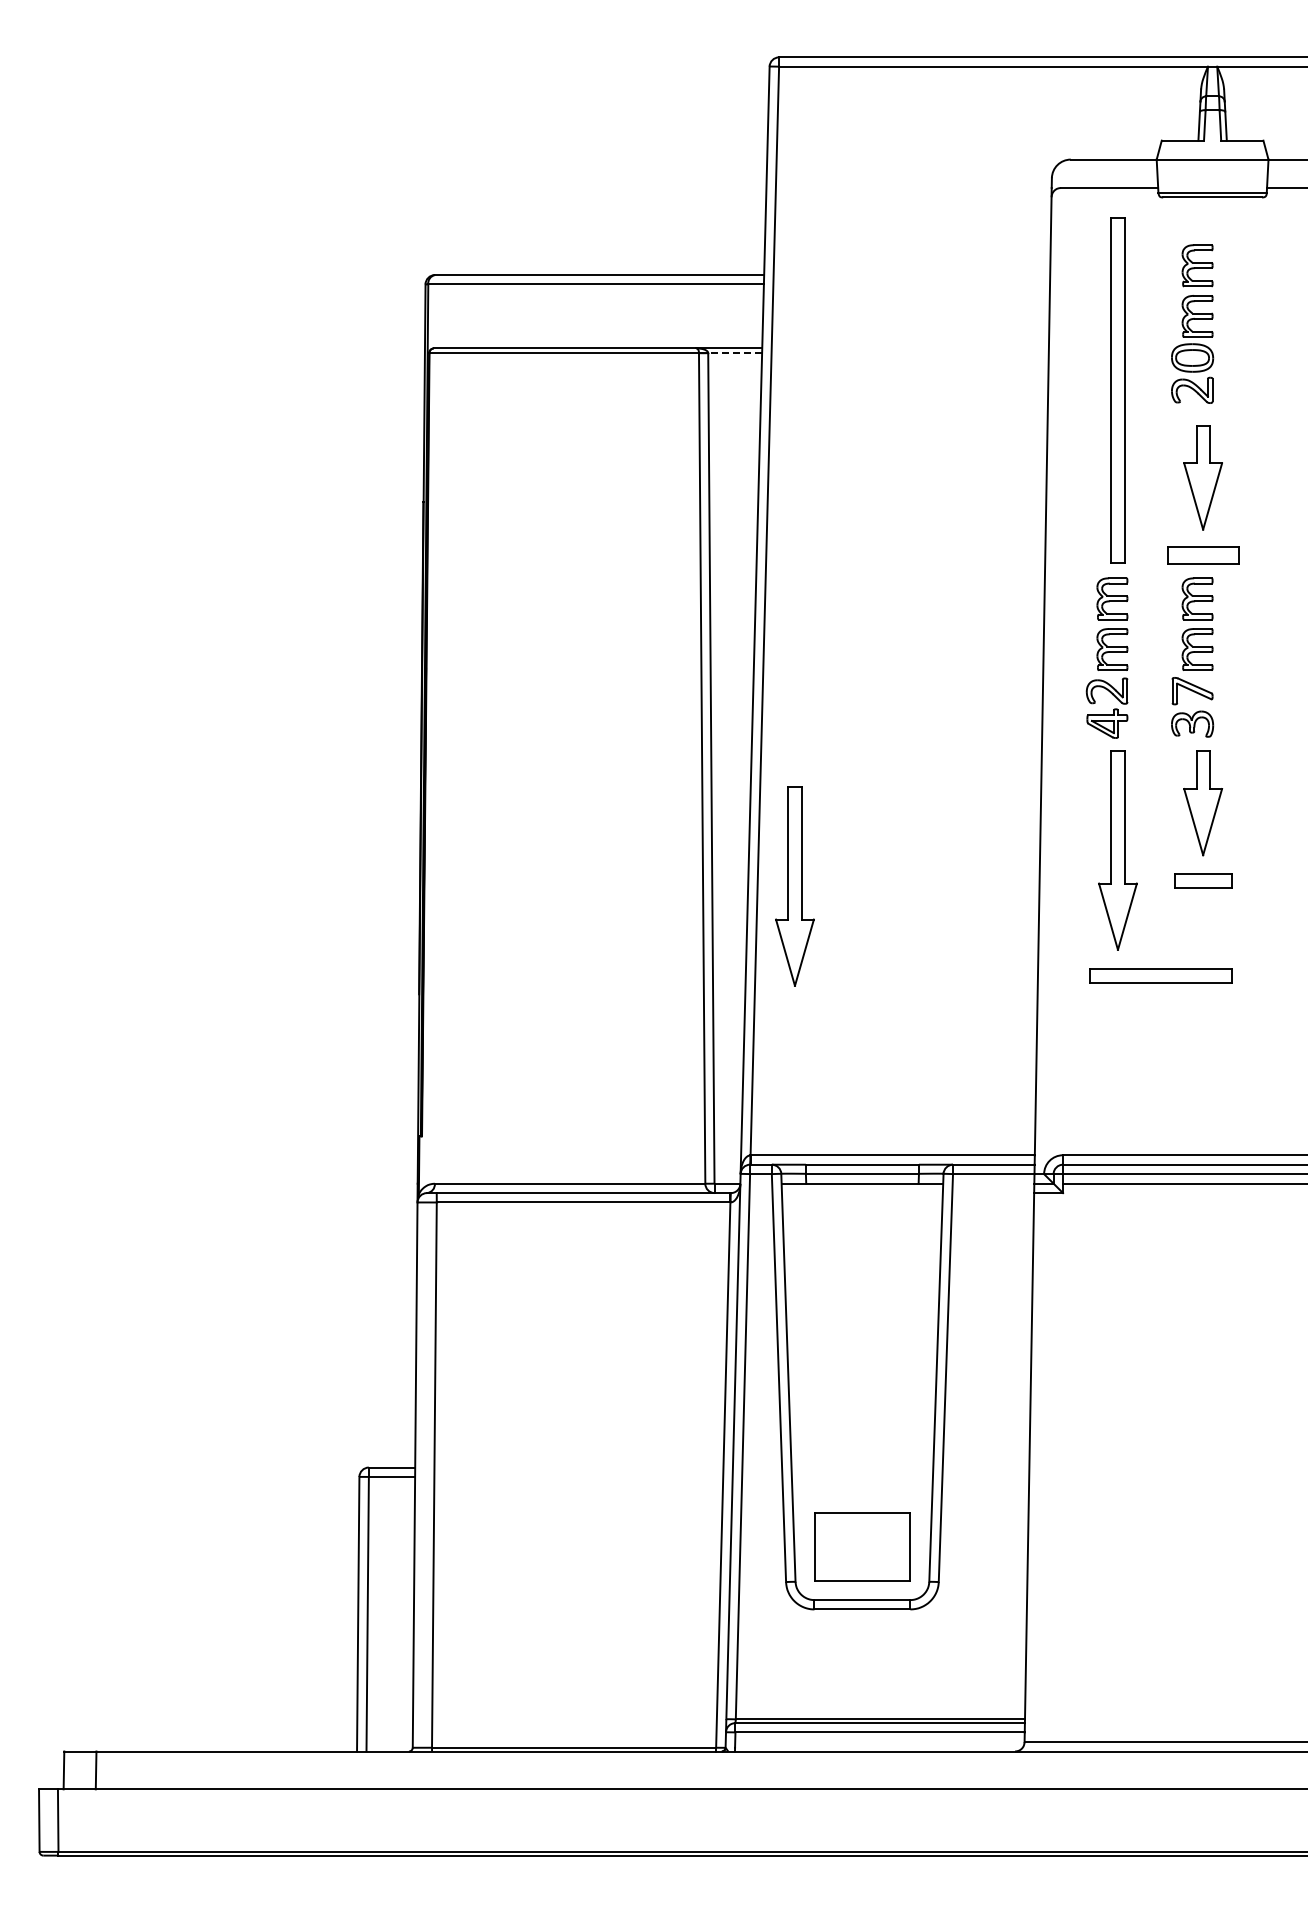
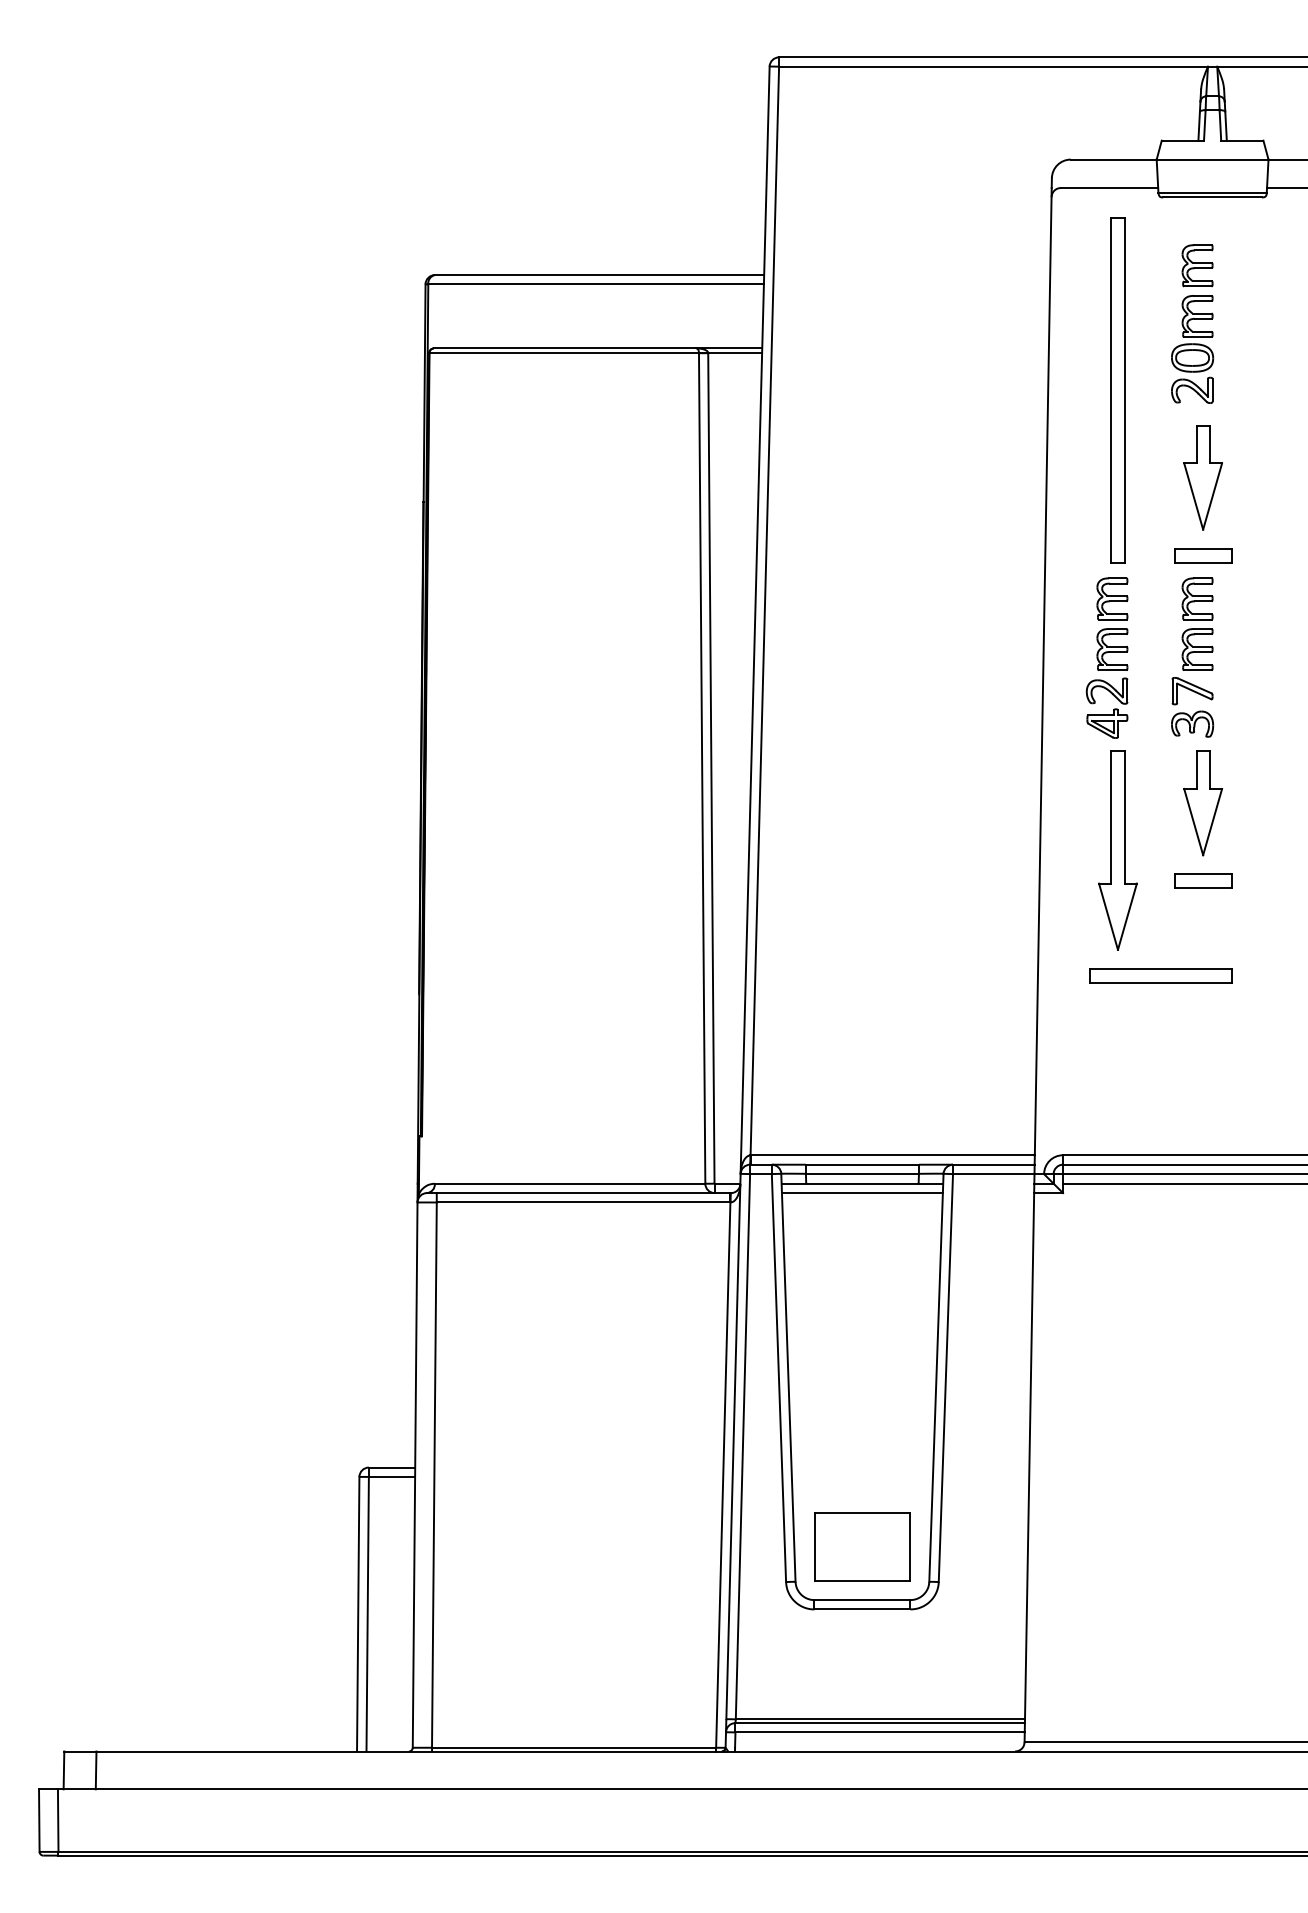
line: dashed -> solid (735, 353)
part size: 73x19 px -> 59x16 px (1203, 555)
part: present -> none (794, 886)
line: none -> present (861, 1193)
